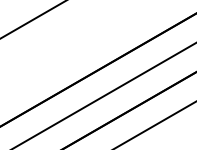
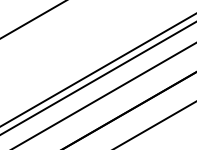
line position: (97, 70) -> (97, 78) (97, 78)
